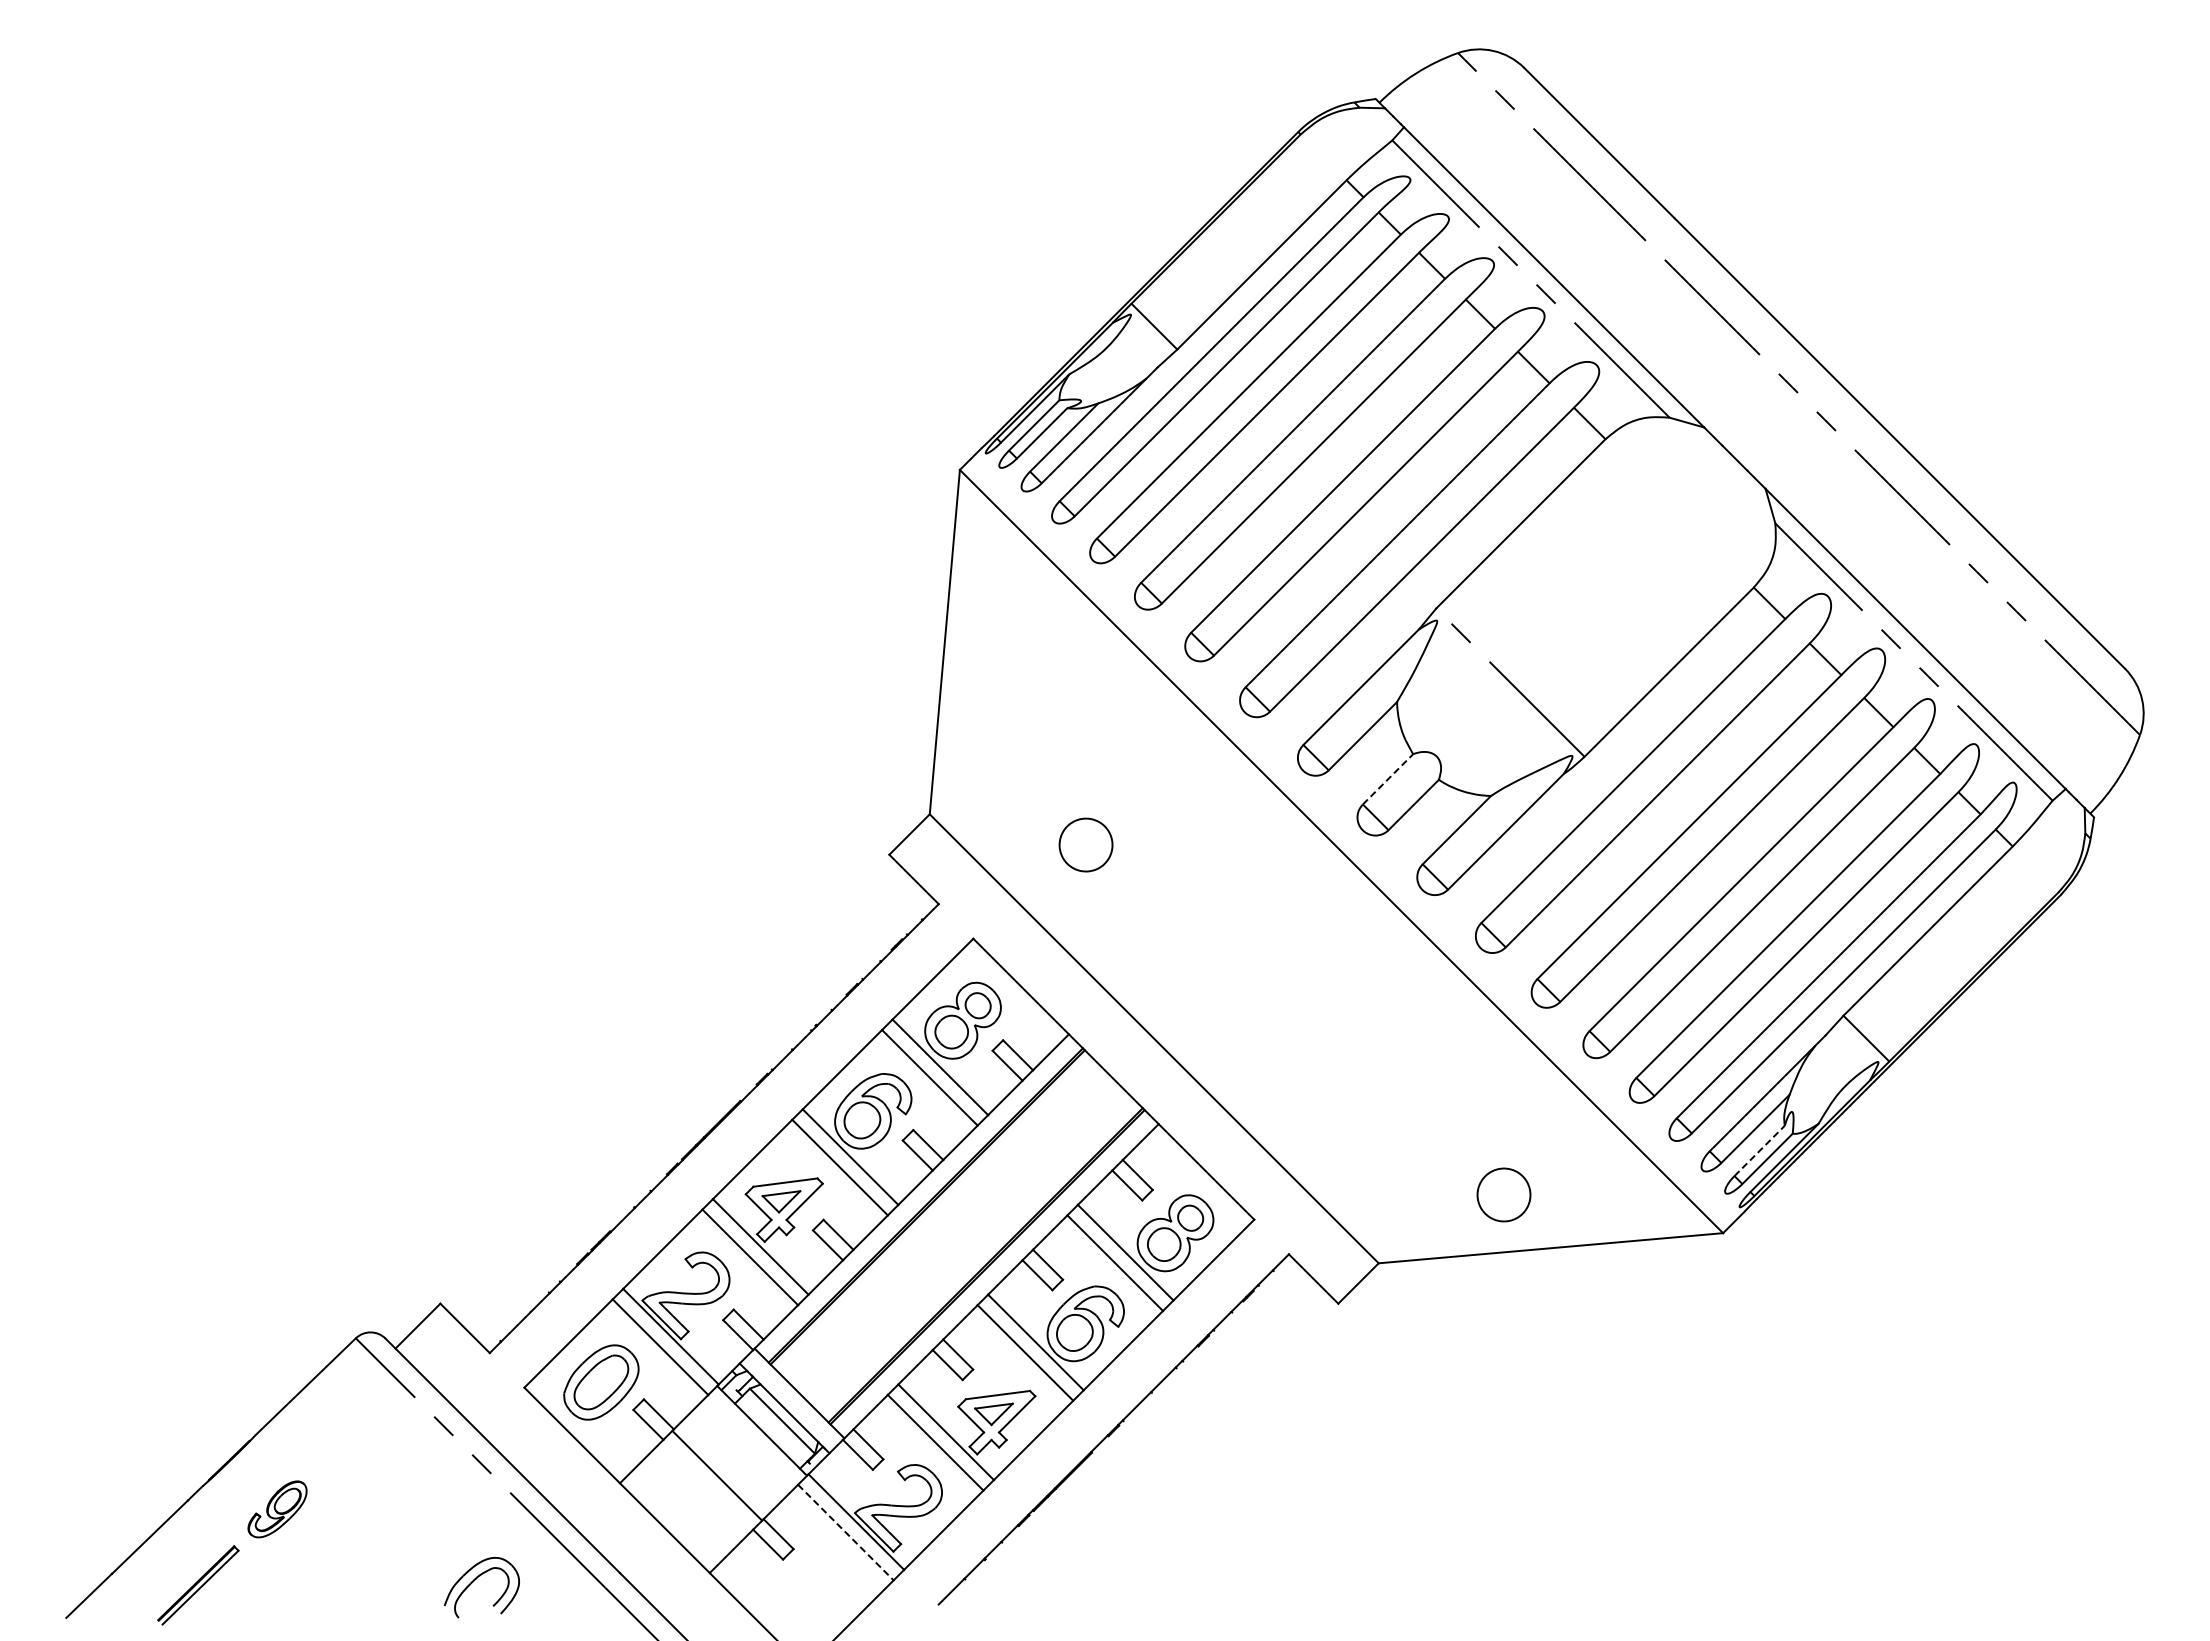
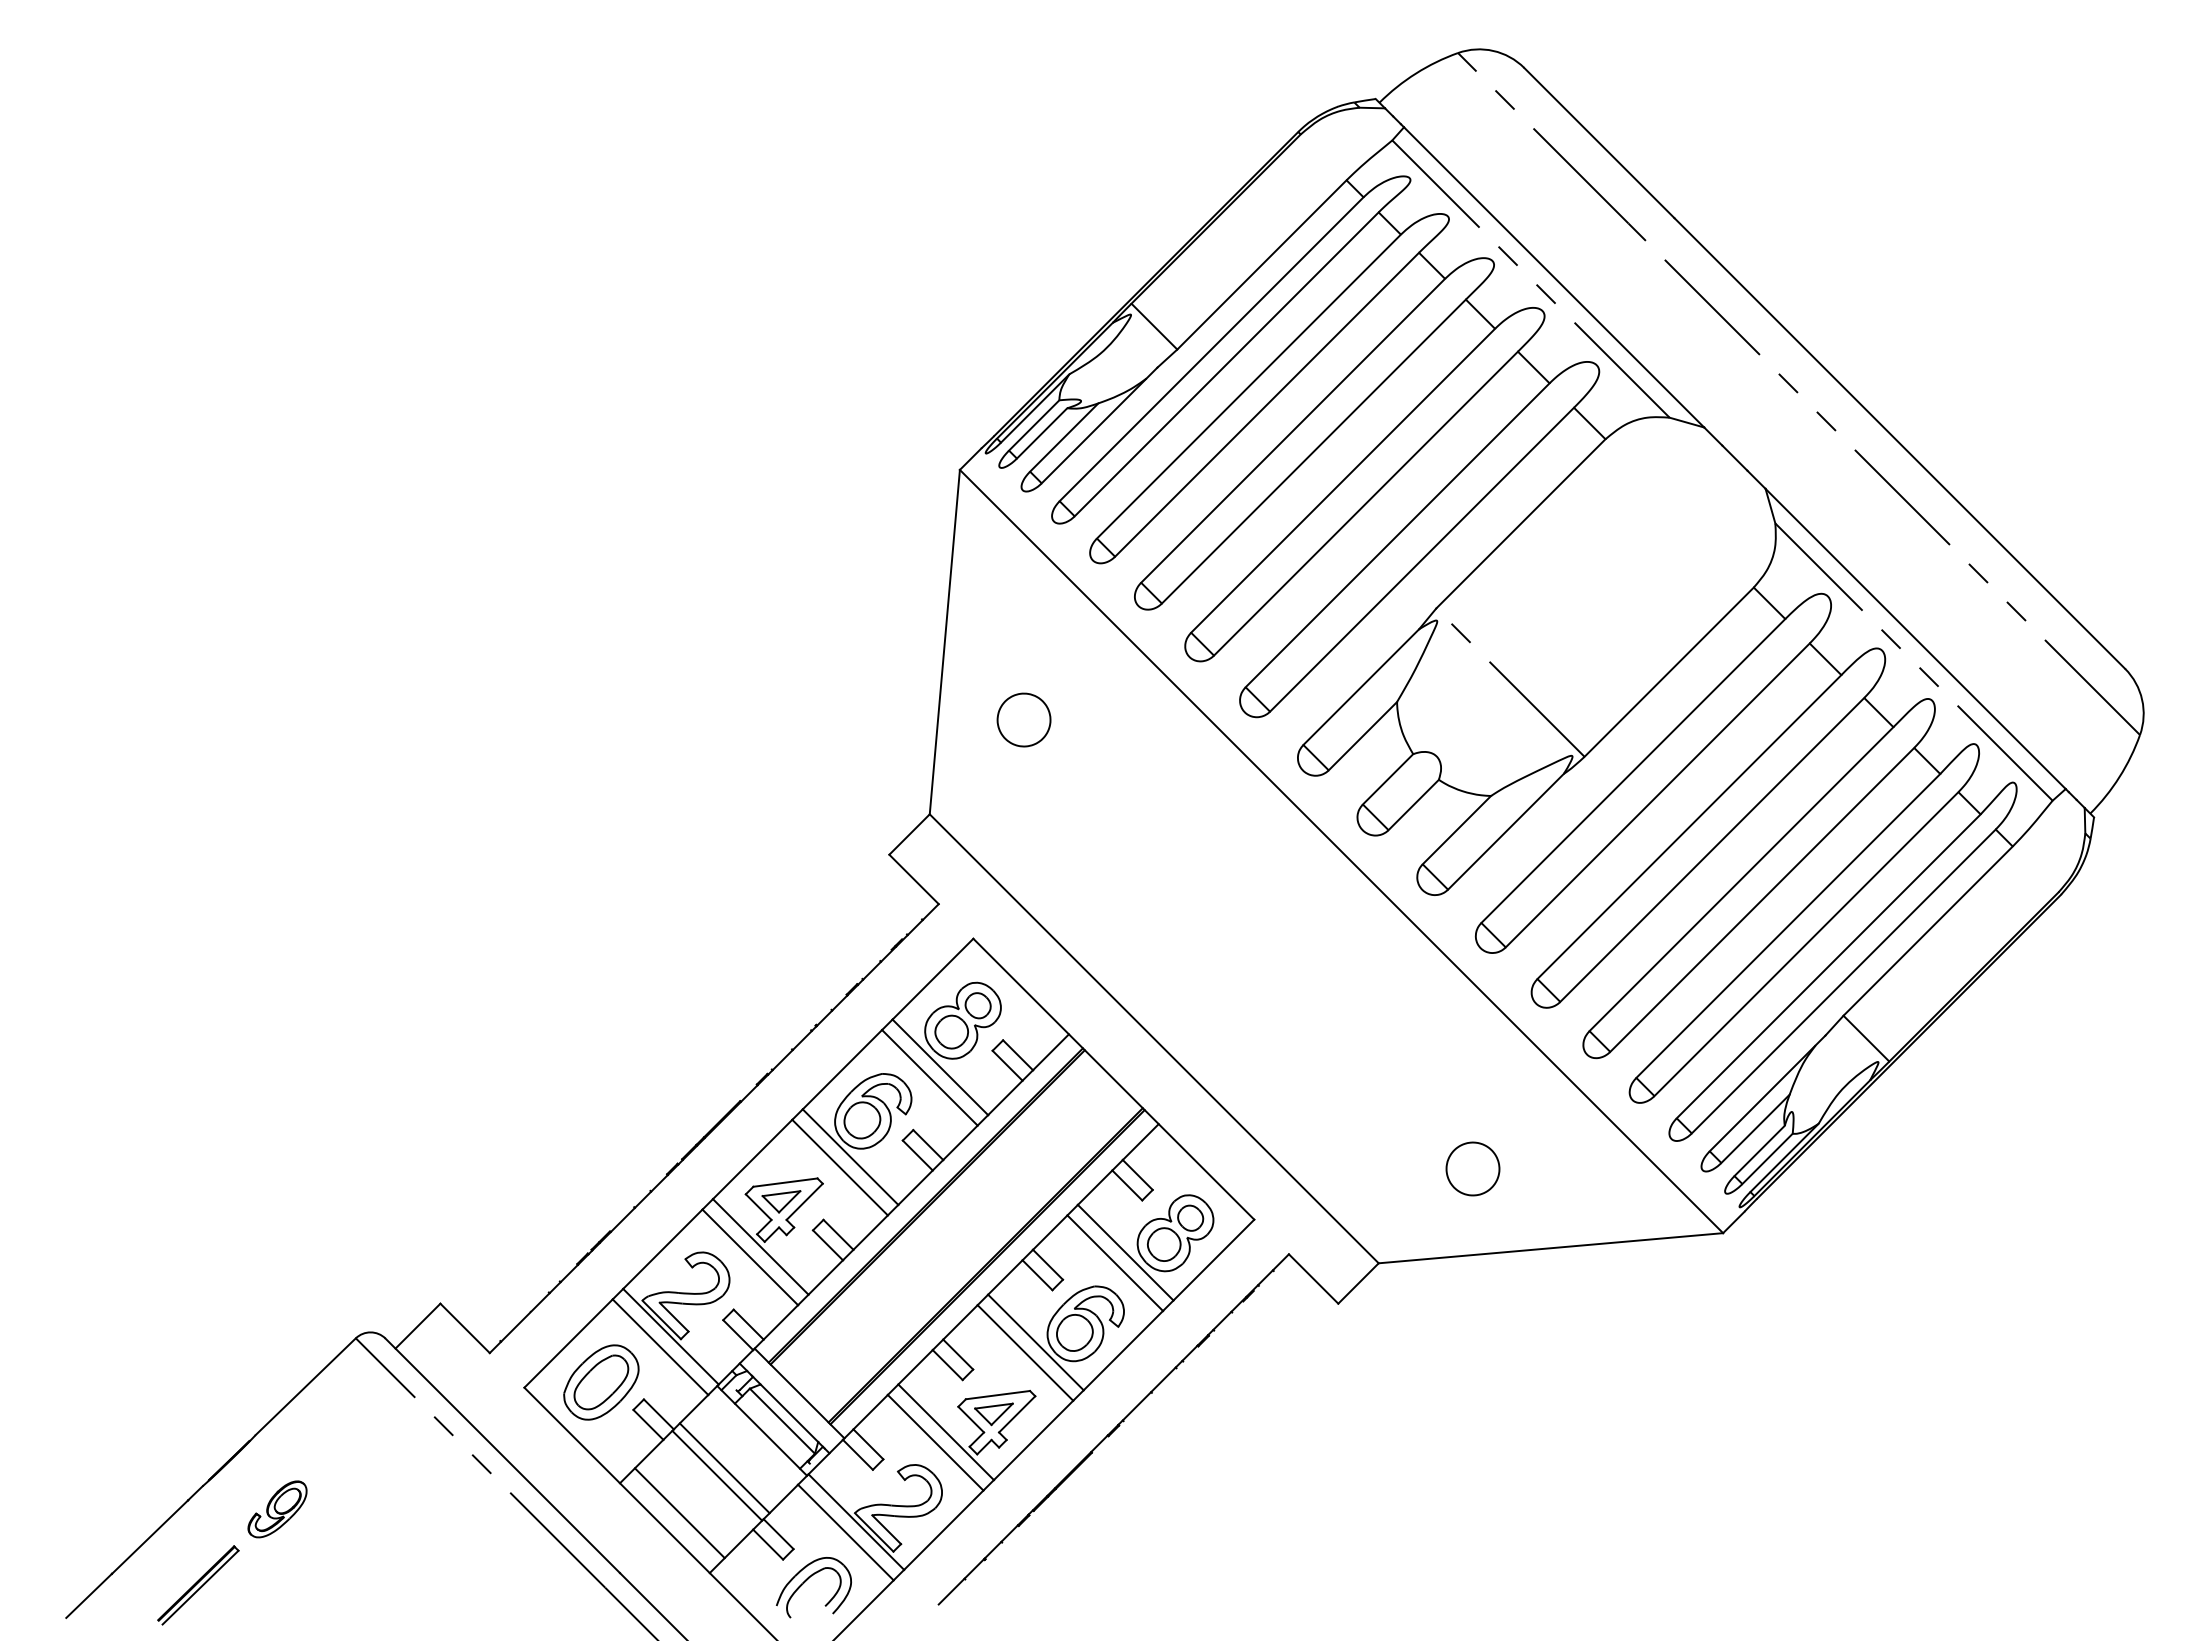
line: dashed -> solid (1388, 779)
part position: (1085, 844) -> (1023, 719) (1023, 719)
line: dashed -> solid (1759, 1150)
part position: (1503, 1194) -> (1472, 1168) (1472, 1168)
line: none -> present (724, 1468)
line: none -> present (679, 1513)
line: dashed -> solid (845, 1532)
part position: (475, 1580) -> (807, 1580) (807, 1580)
